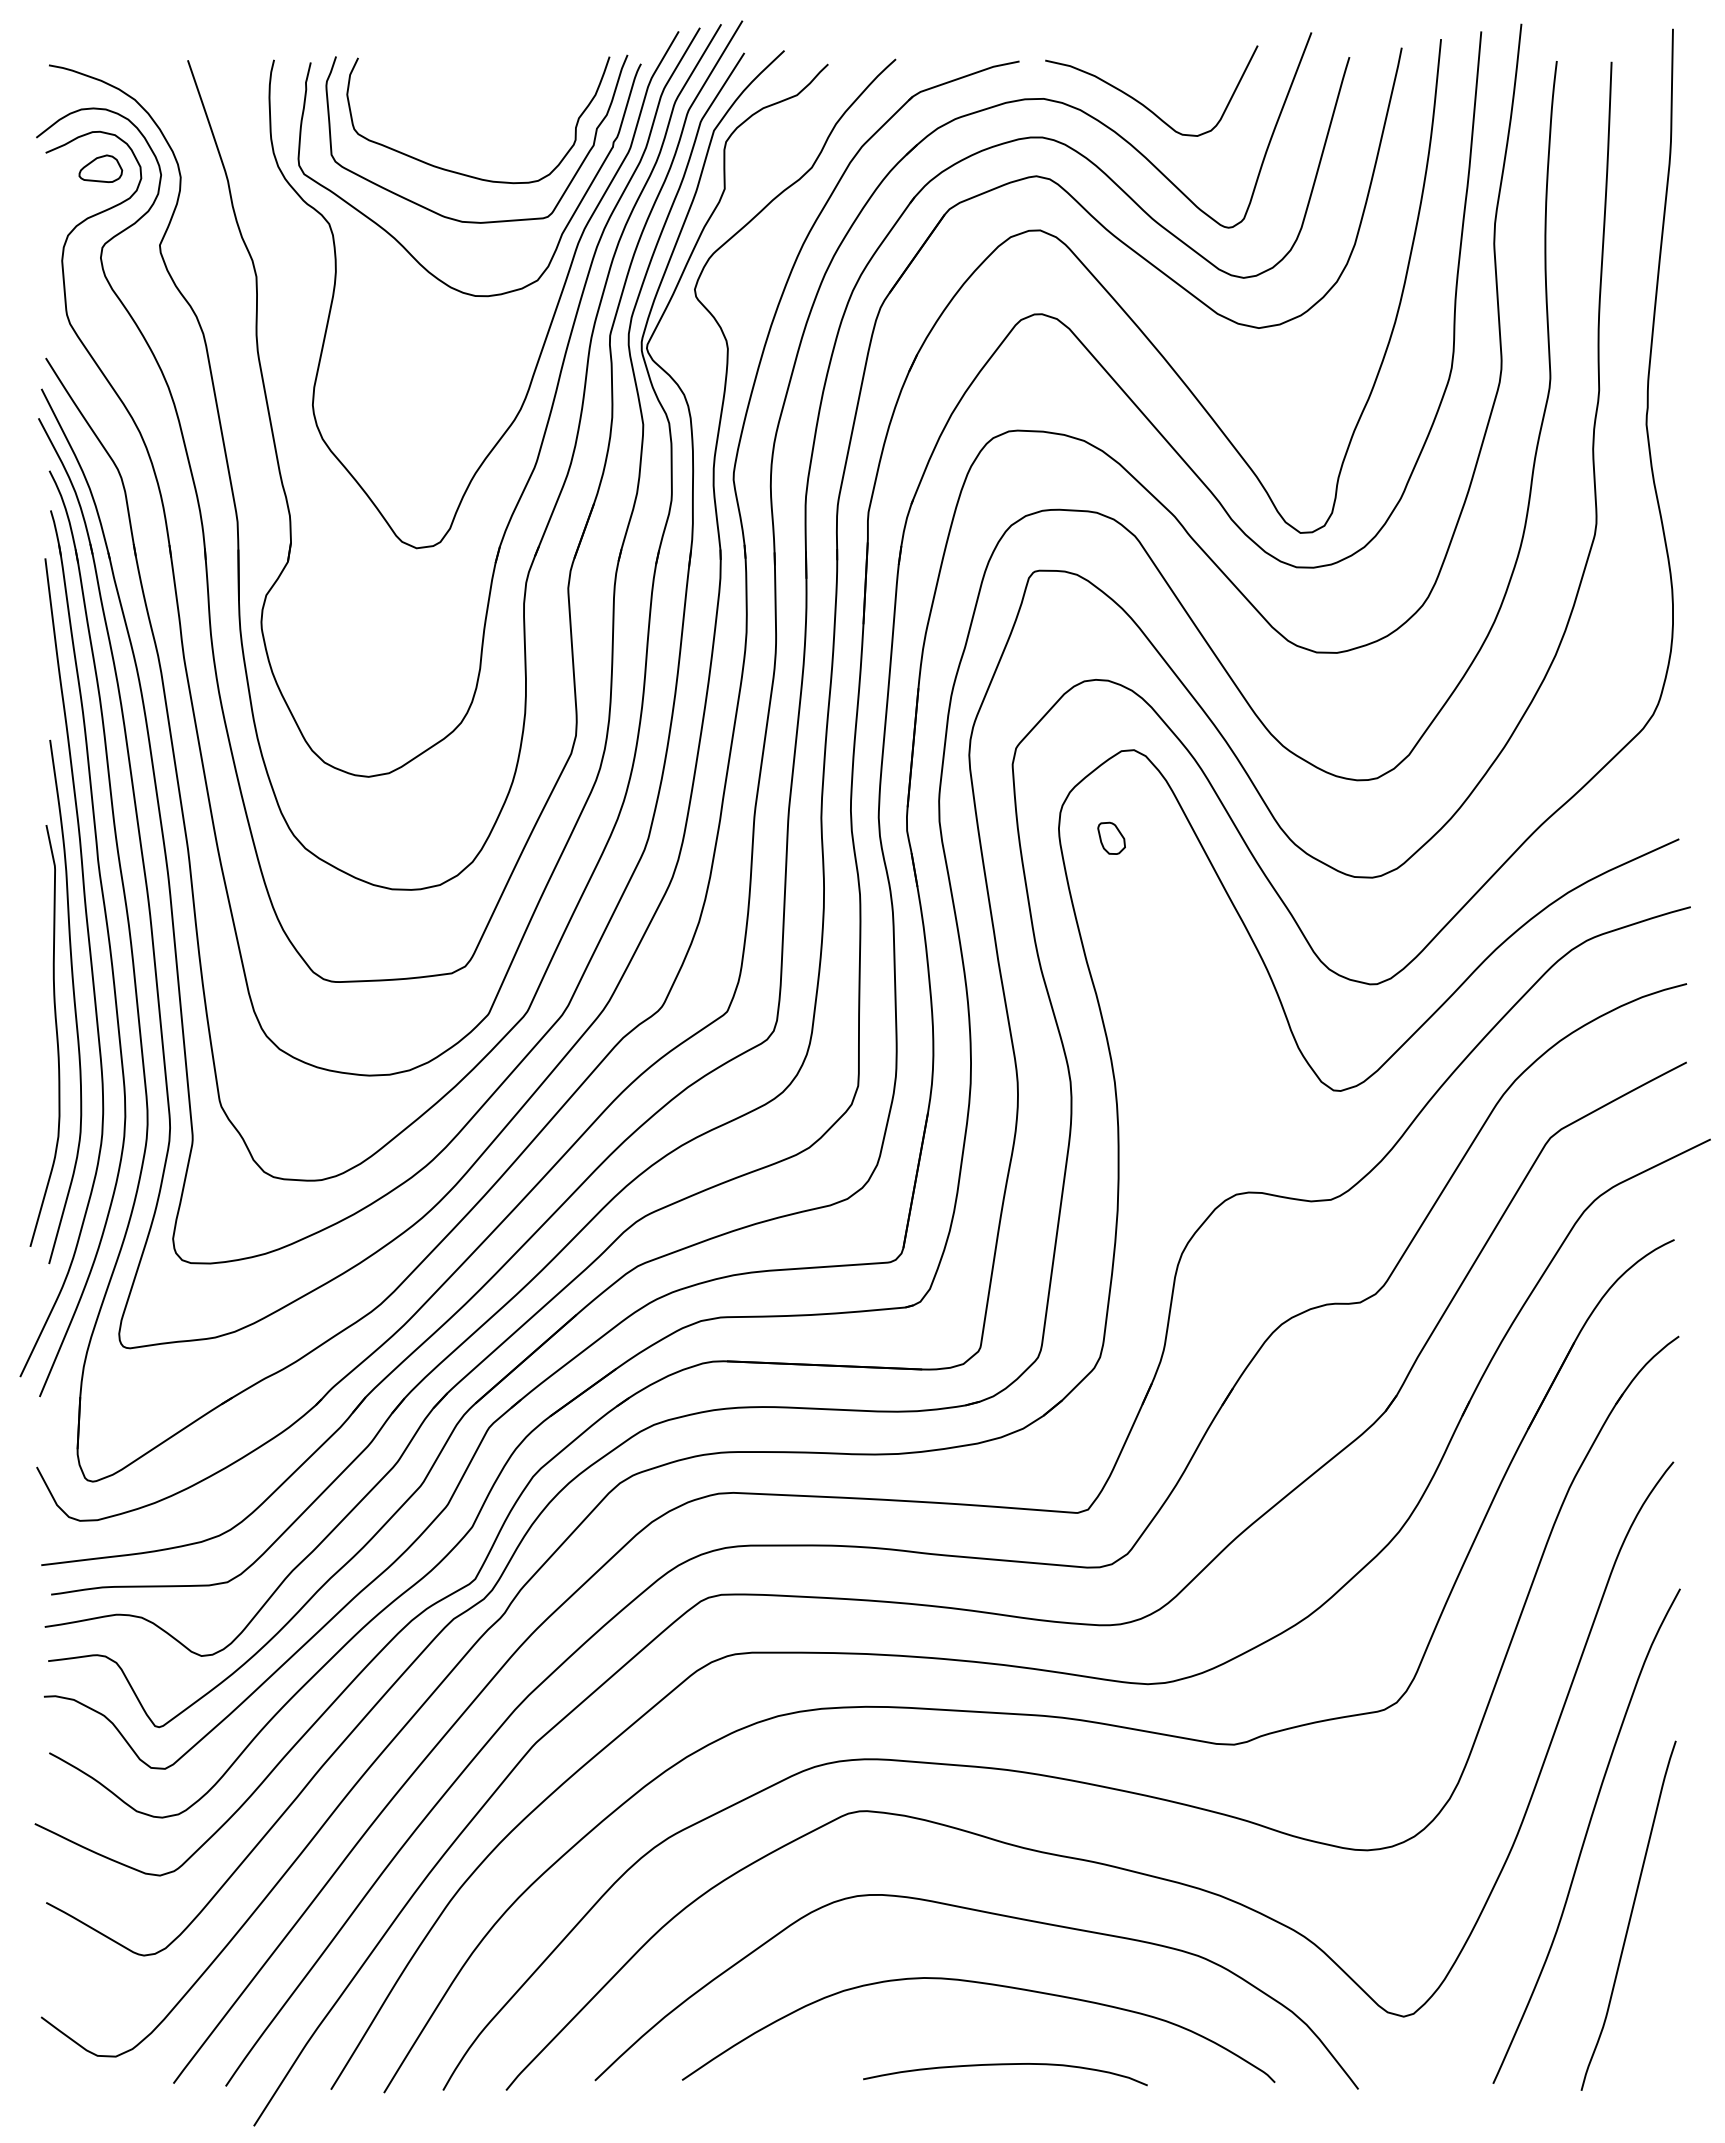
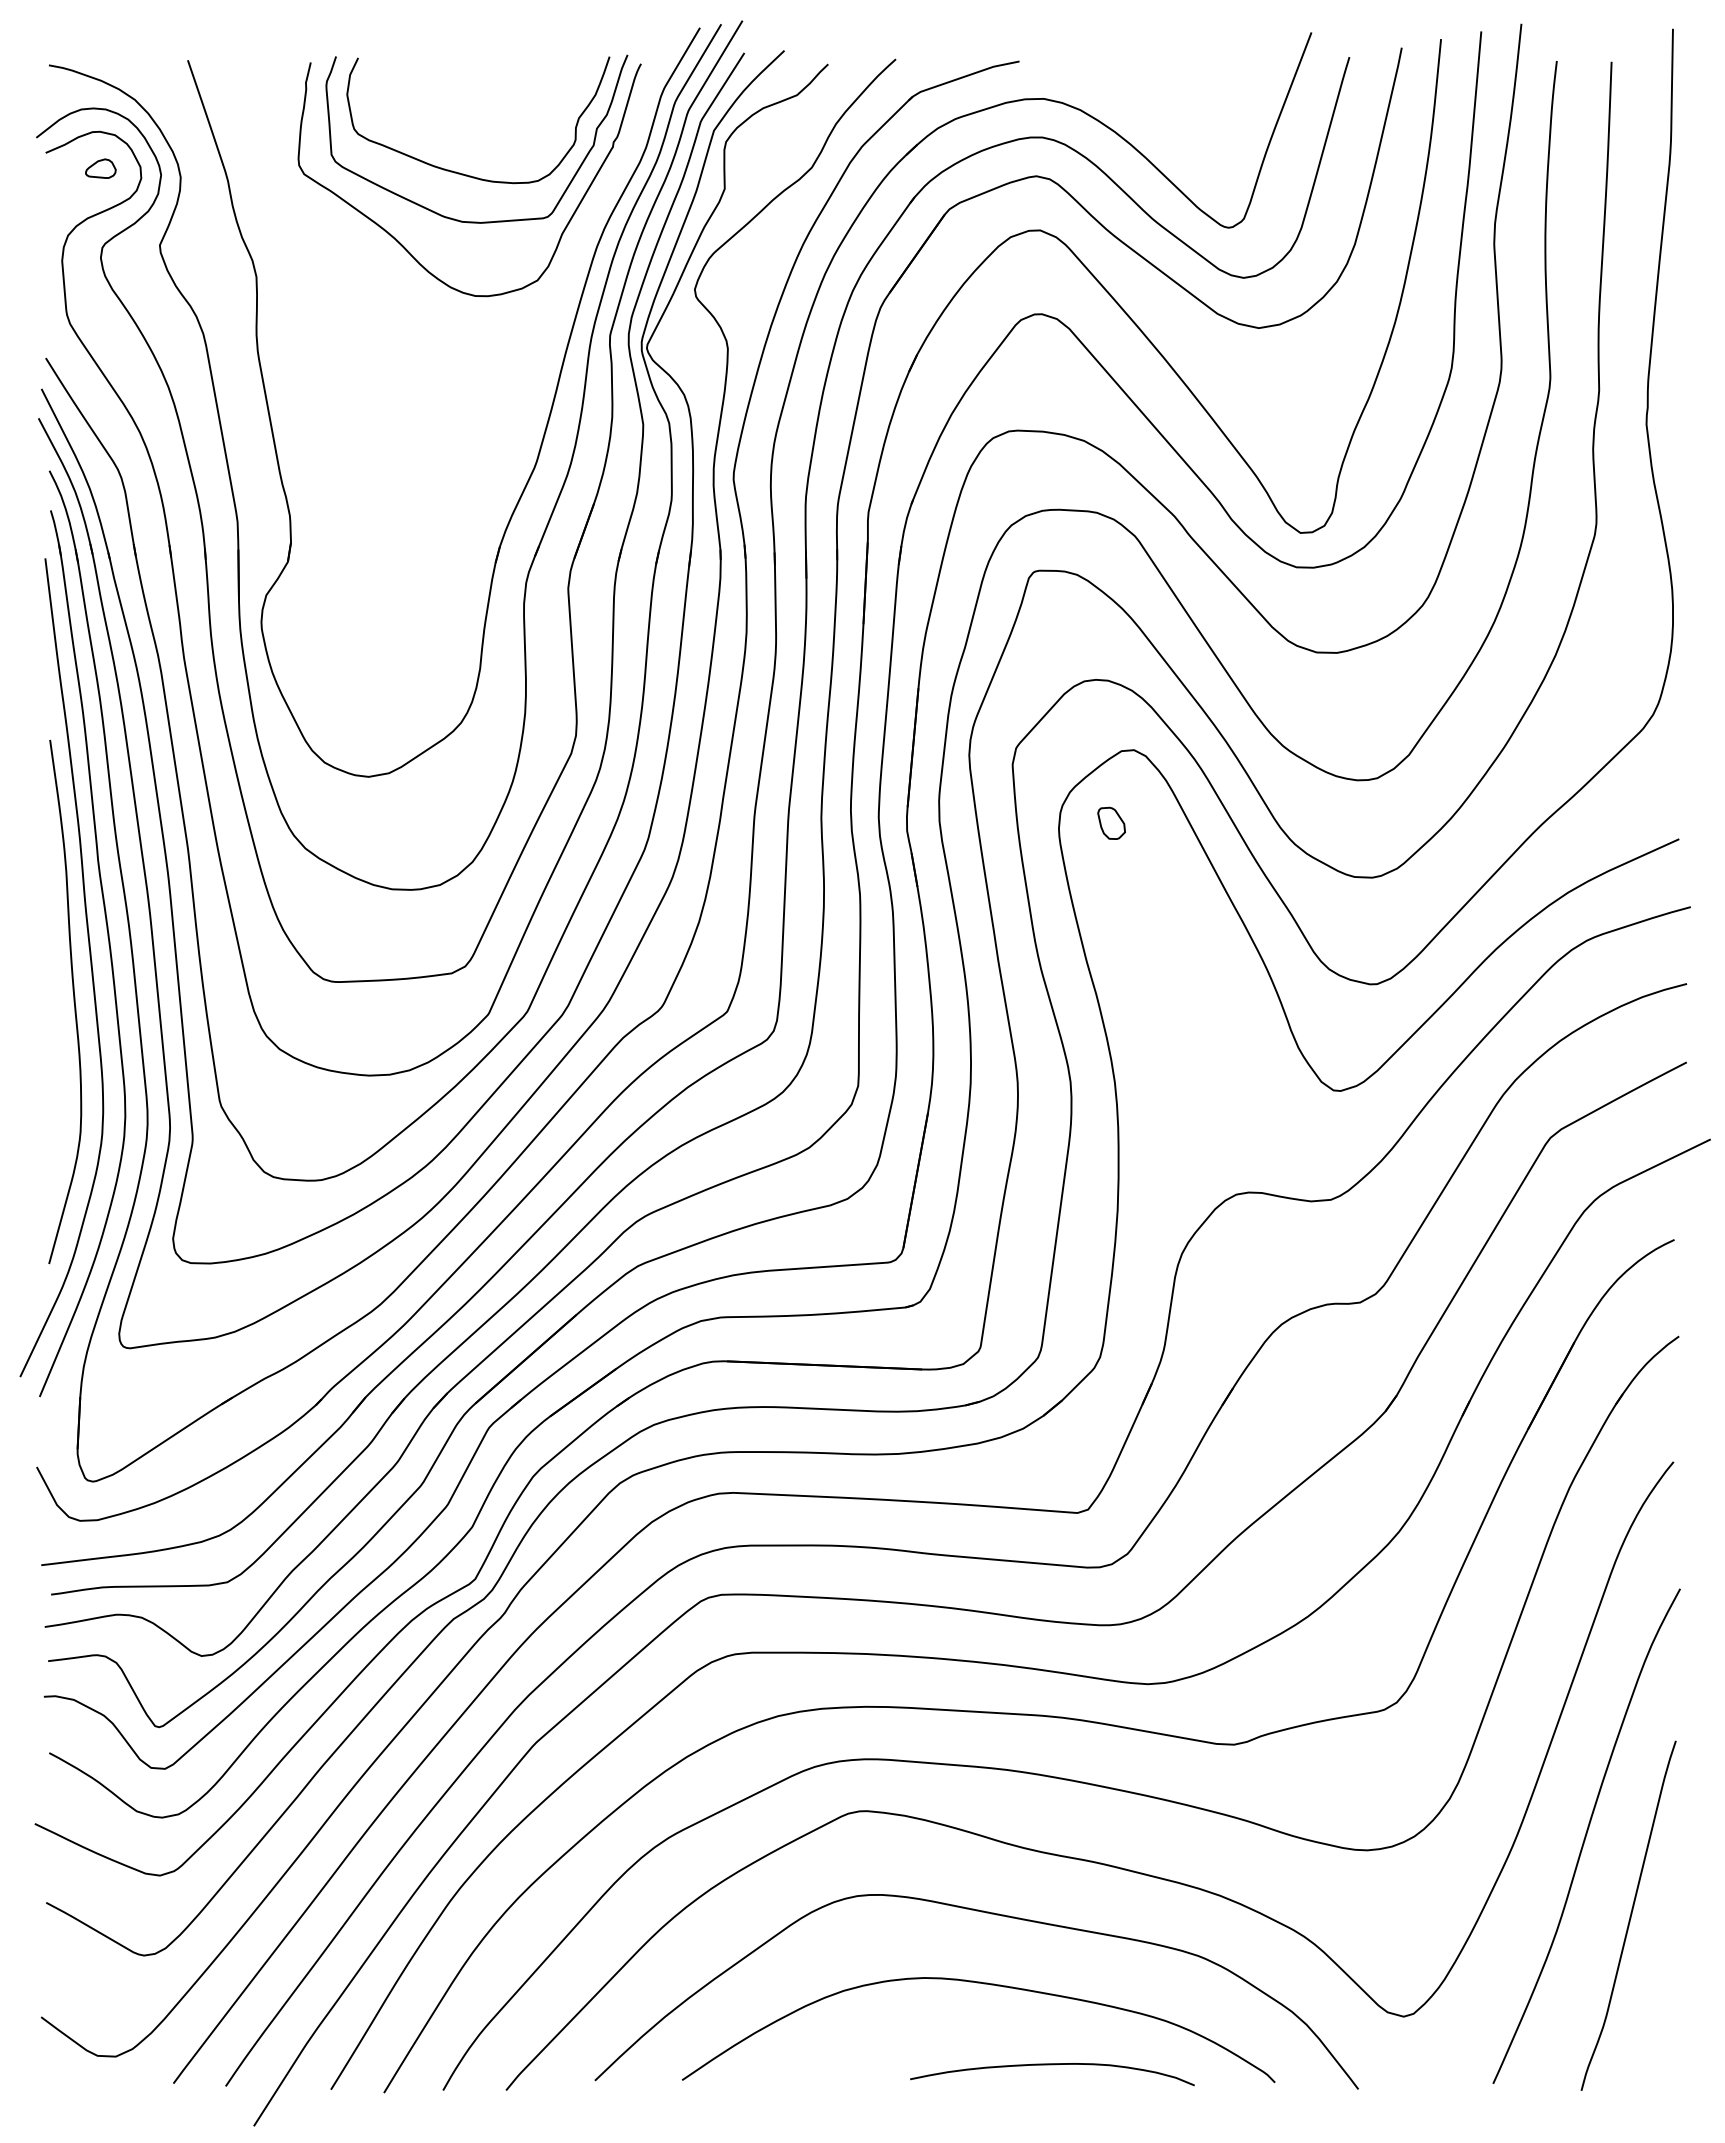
curve: present -> none (1141, 102)
part size: 46x29 px -> 32x21 px (100, 168)
curve: present -> none (552, 316)
part position: (1111, 837) -> (1111, 822) (1111, 822)
curve: present -> none (56, 1035)
curve position: (1005, 2065) -> (1052, 2065) (1052, 2065)
